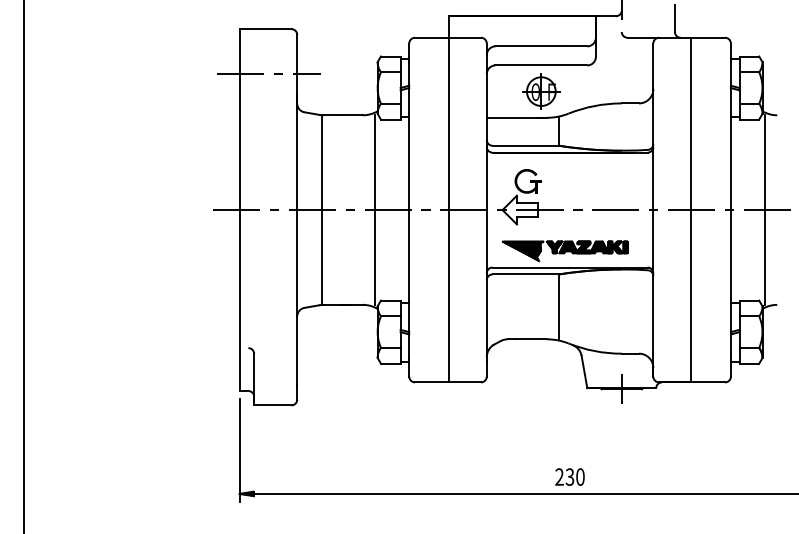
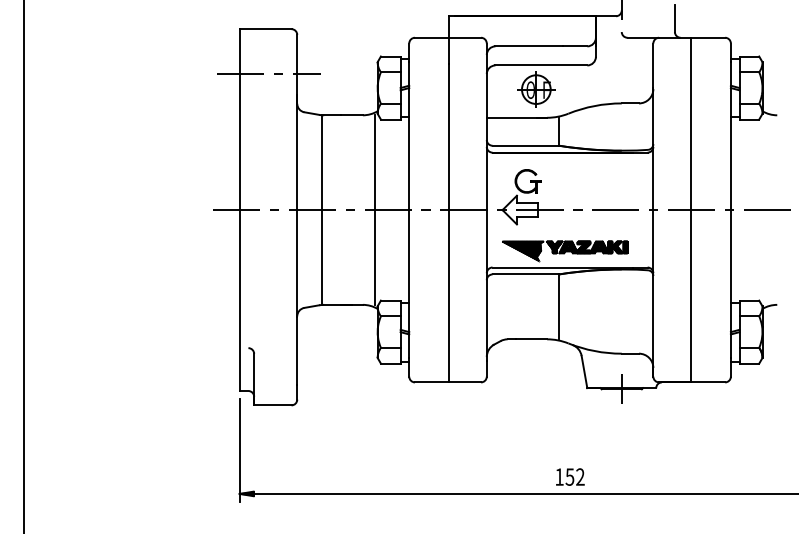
part position: (541, 91) -> (536, 89) (536, 89)
line: present -> none (765, 209)
text: 230 -> 152 (569, 476)
